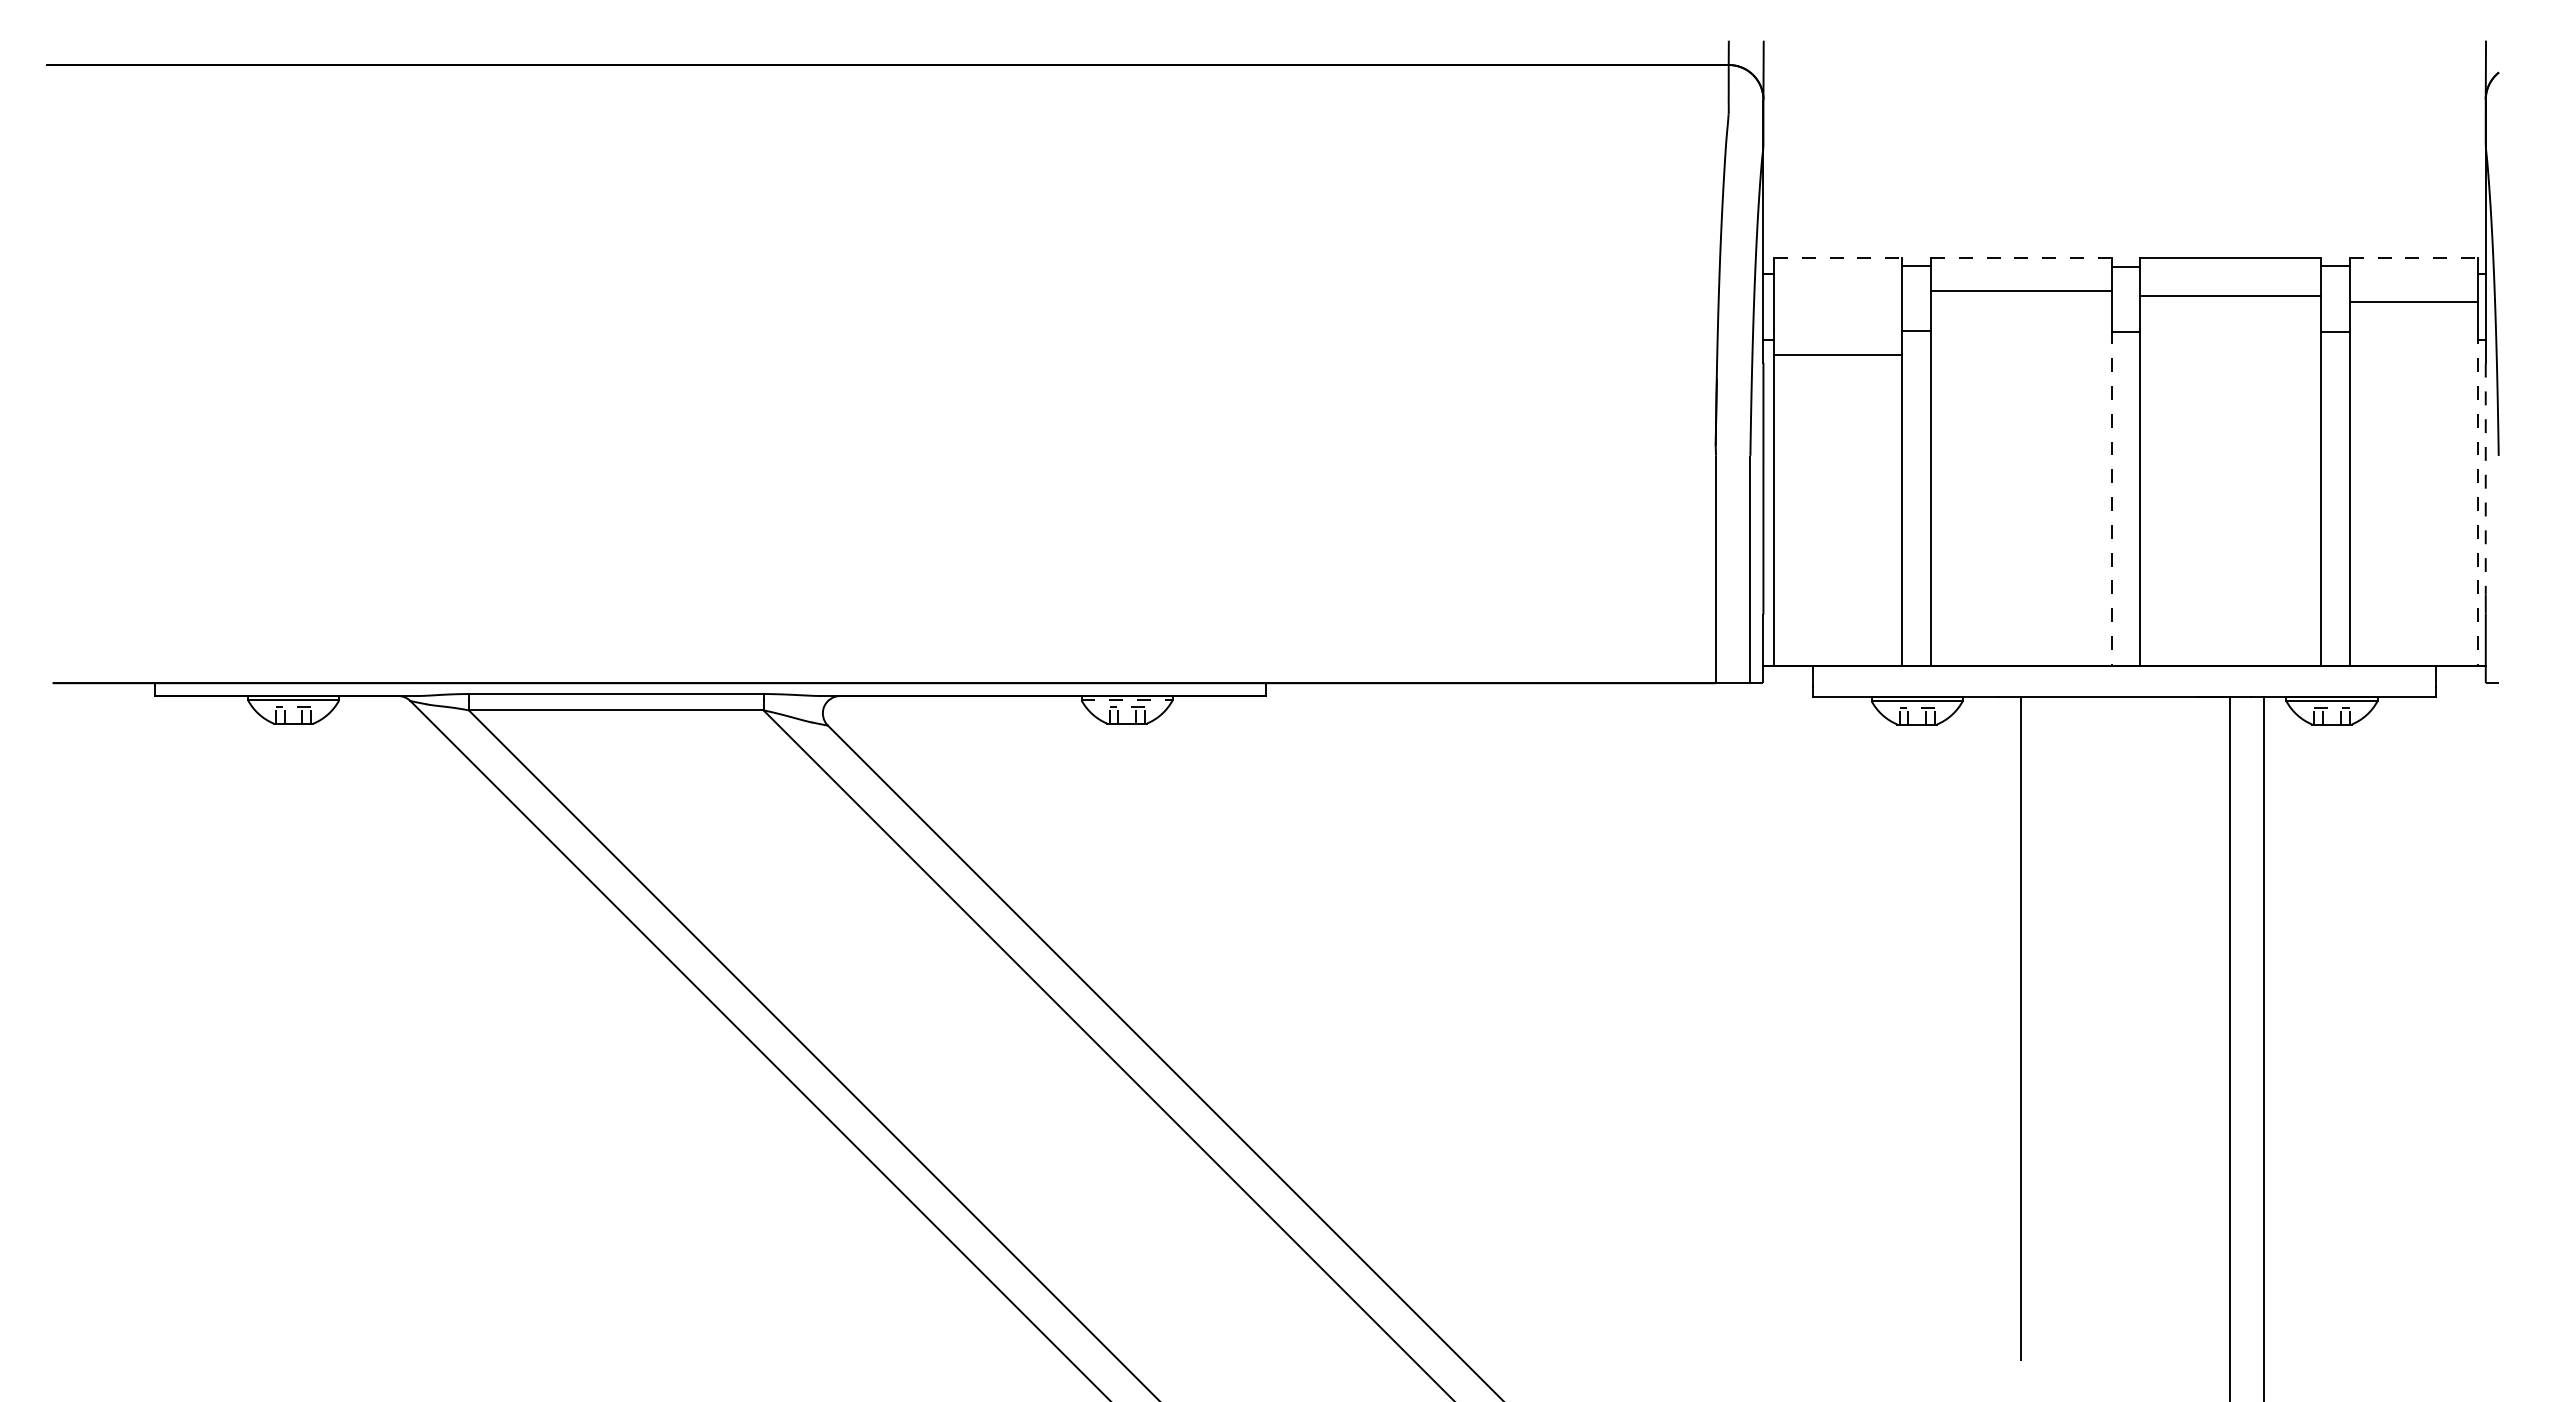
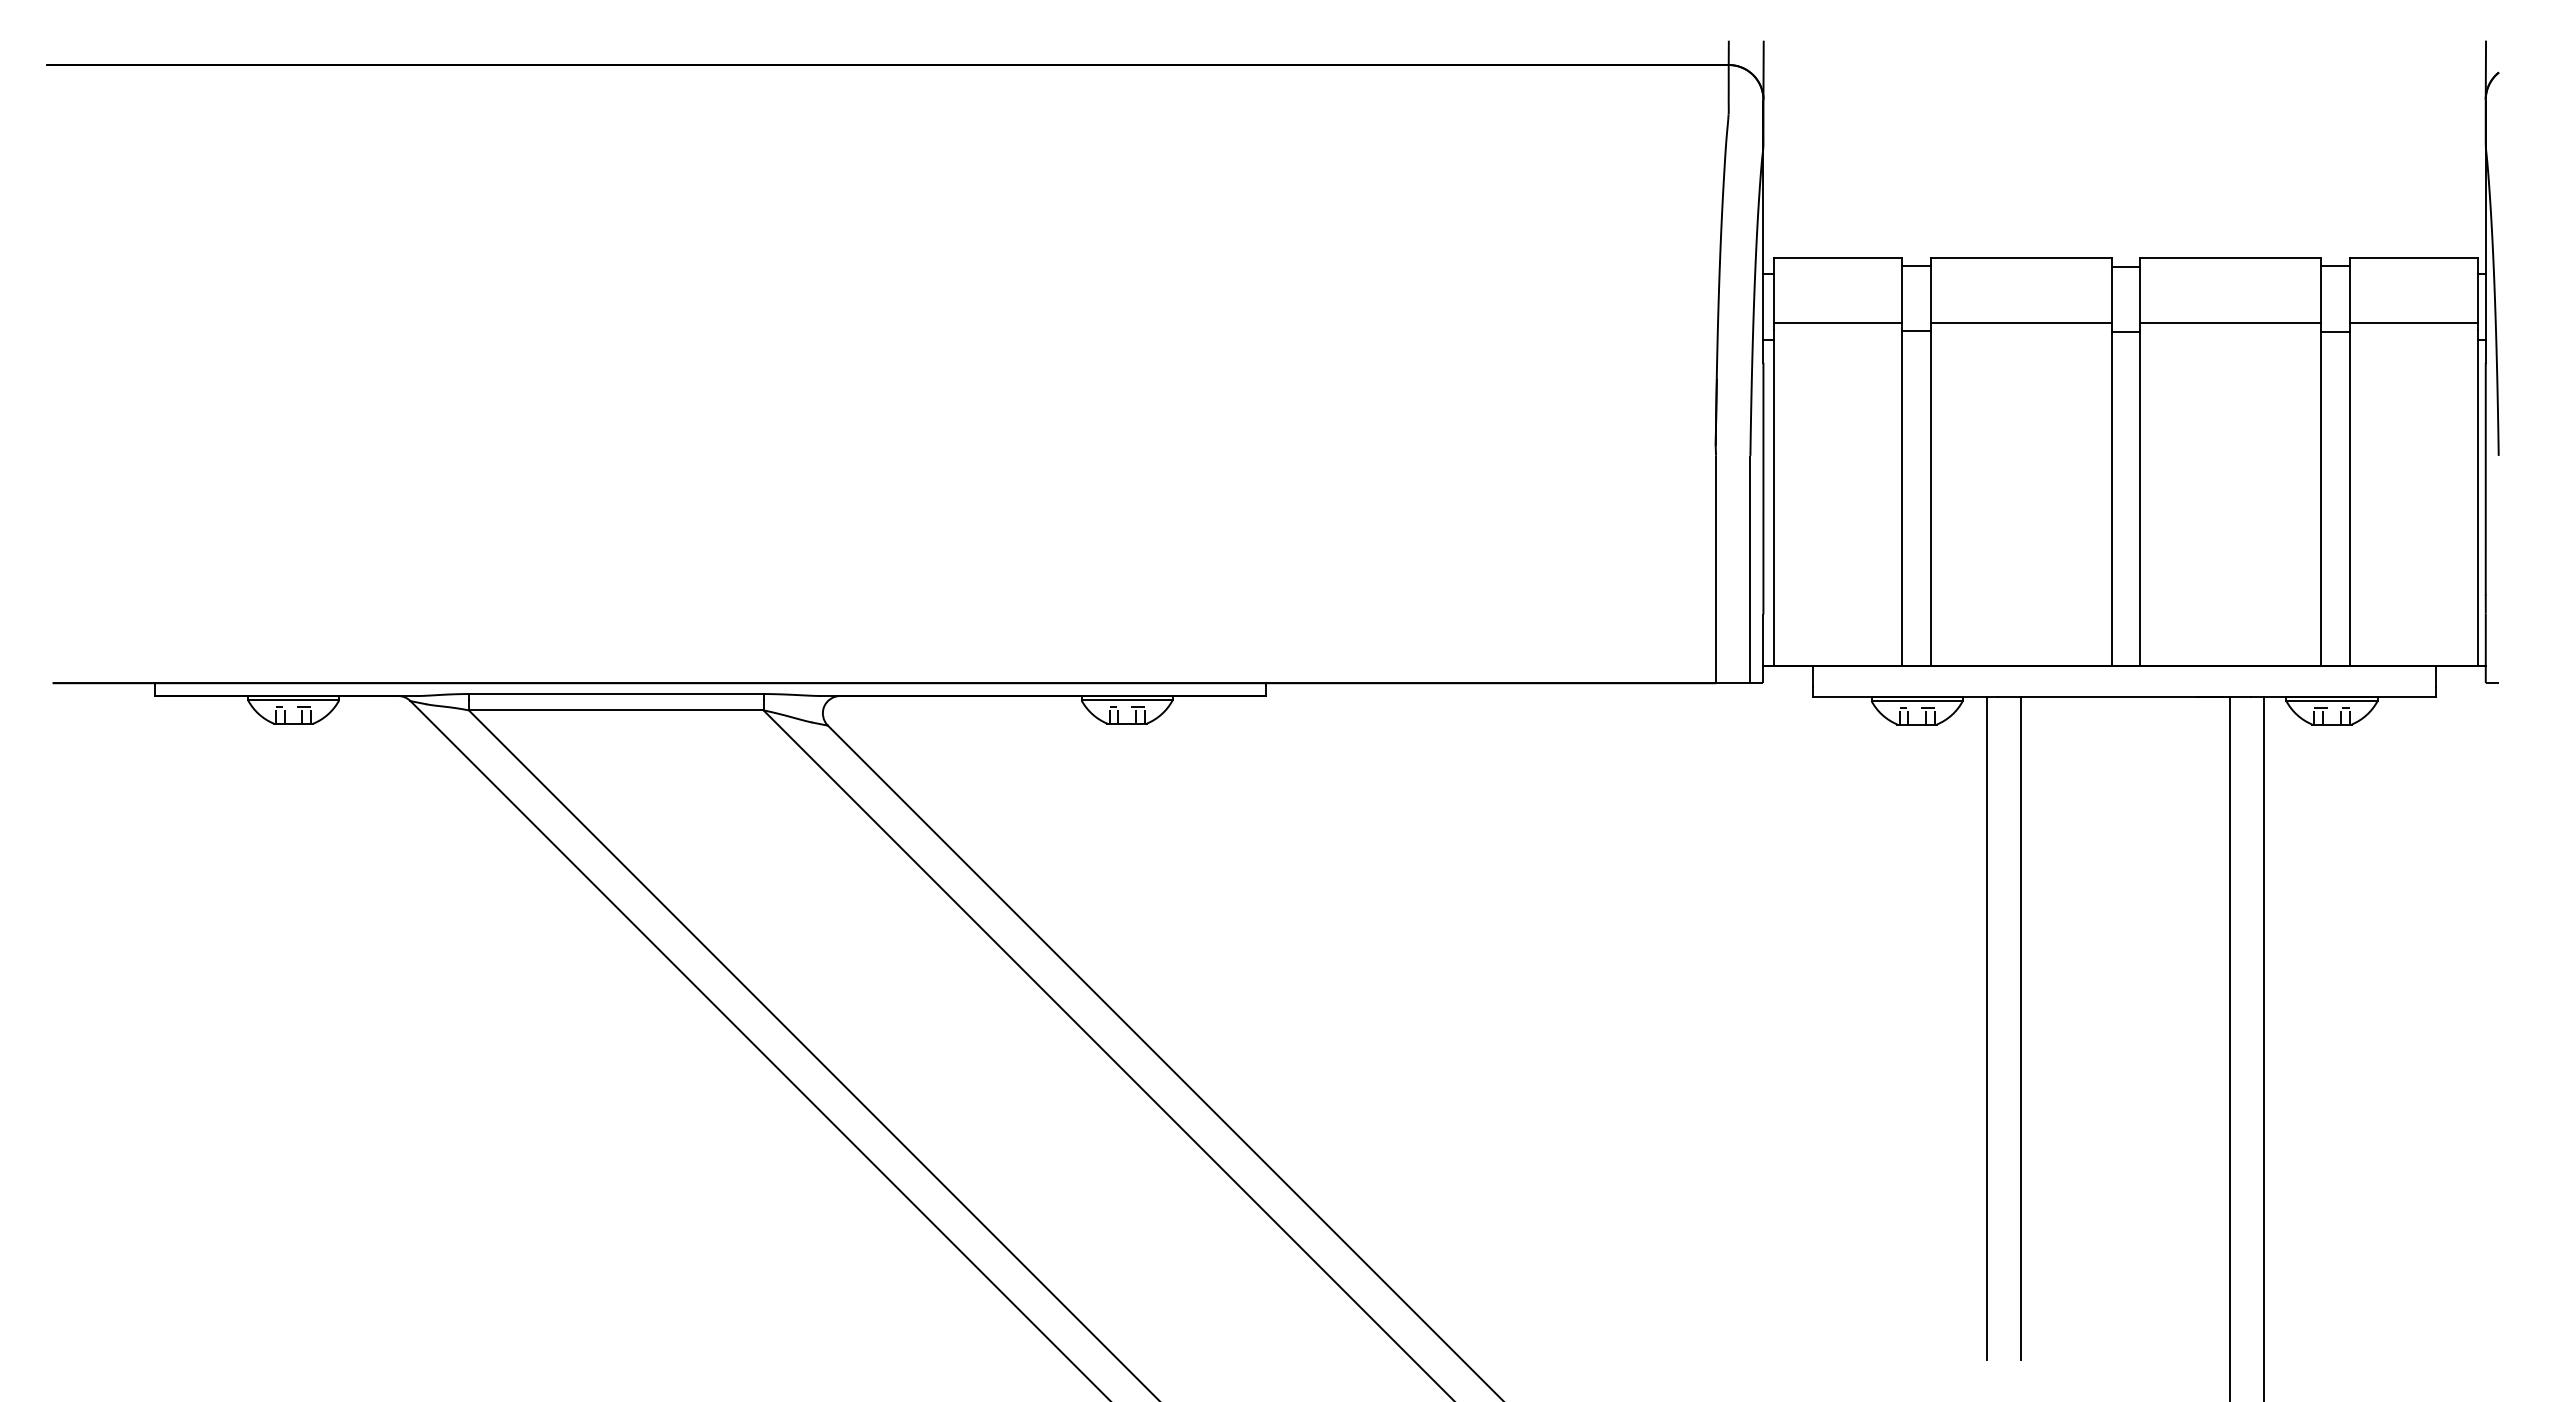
line: dashed -> solid (1838, 257)
line: dashed -> solid (2021, 257)
line: dashed -> solid (2413, 257)
line position: (2021, 291) -> (2021, 323) (2021, 323)
line position: (2230, 296) -> (2230, 323) (2230, 323)
line position: (2413, 302) -> (2413, 323) (2413, 323)
line position: (1837, 354) -> (1837, 322) (1837, 322)
line: dashed -> solid (2485, 479)
line: dashed -> solid (2111, 498)
line: dashed -> solid (2477, 498)
line: dashed -> solid (1127, 700)
line: none -> present (1986, 1028)
